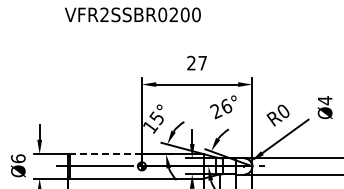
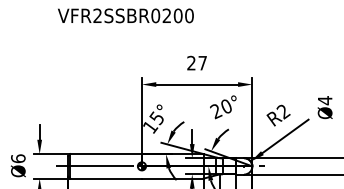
text position: (132, 14) -> (125, 15) (125, 15)
text: 26° -> 20° (226, 105)
text: R0 -> R2 (283, 112)
line: dashed -> solid (106, 154)
